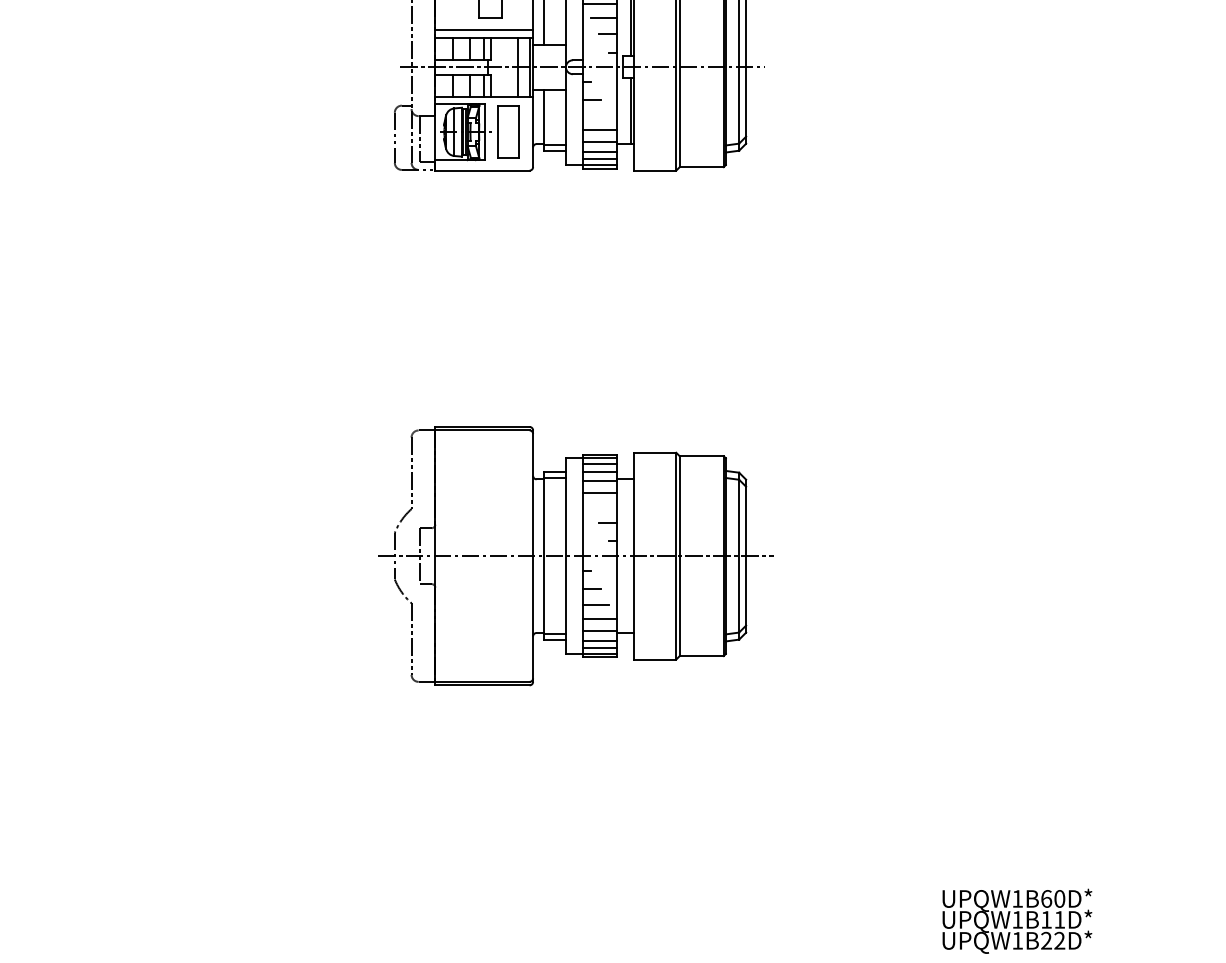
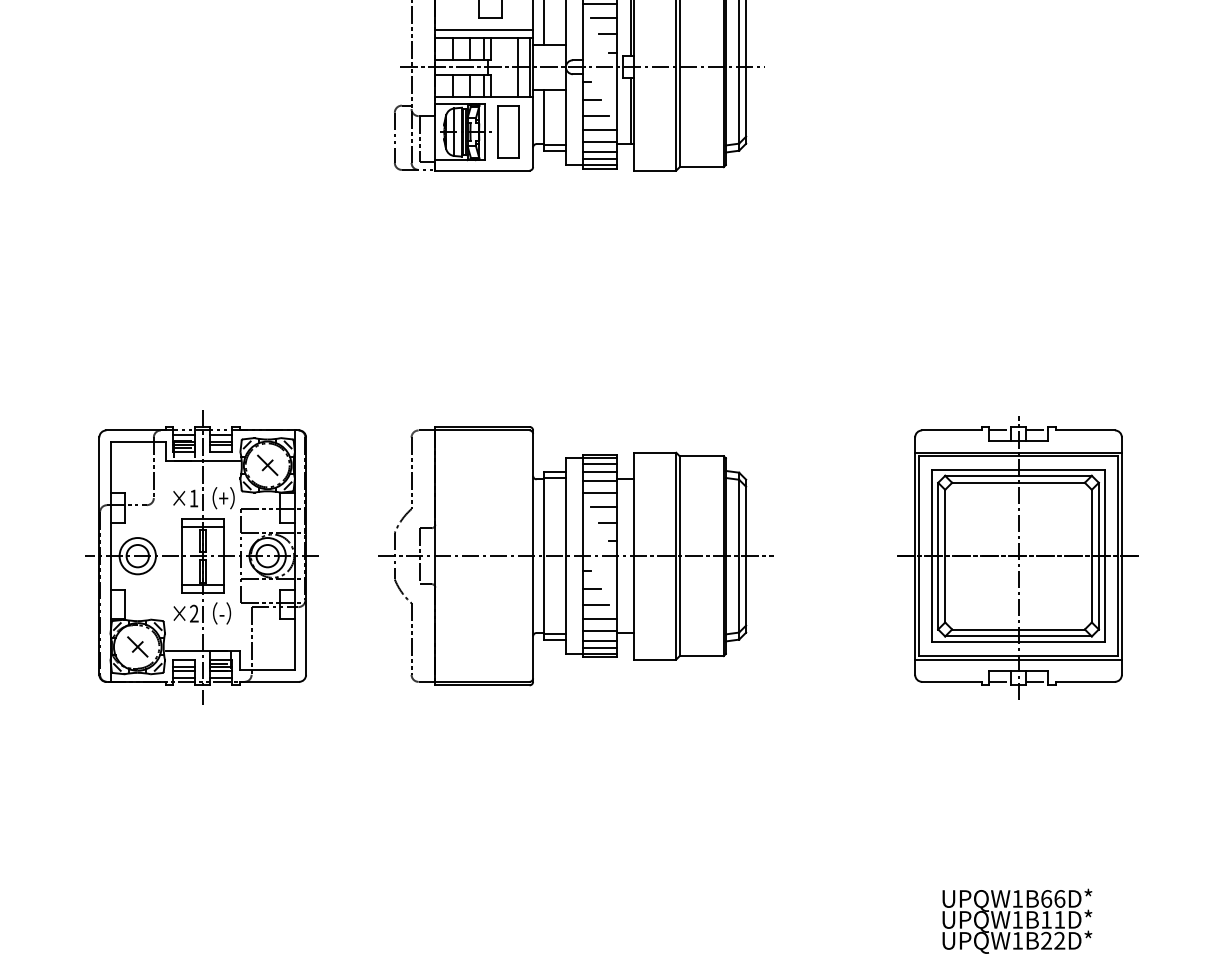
line: none -> present (596, 116)
line: none -> present (603, 507)
part: none -> present (201, 557)
part: none -> present (1017, 557)
text: UPQW1B60D* -> UPQW1B66D* (1059, 898)
